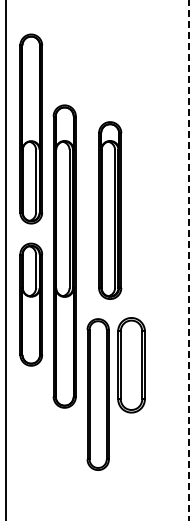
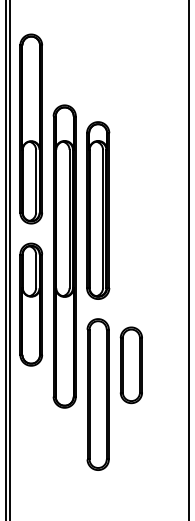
part position: (110, 210) -> (98, 210) (98, 210)
line: none -> present (10, 259)
line: dashed -> solid (188, 260)
part size: 29x97 px -> 24x79 px (130, 365)
